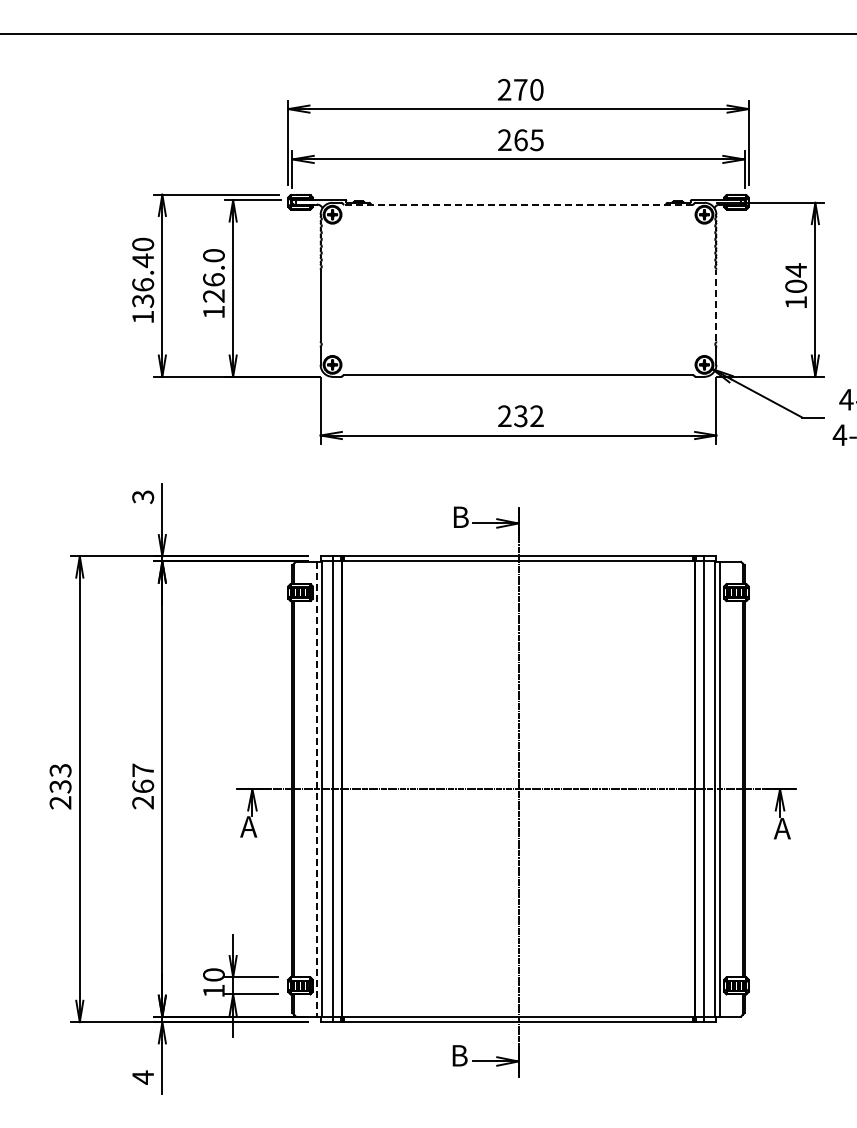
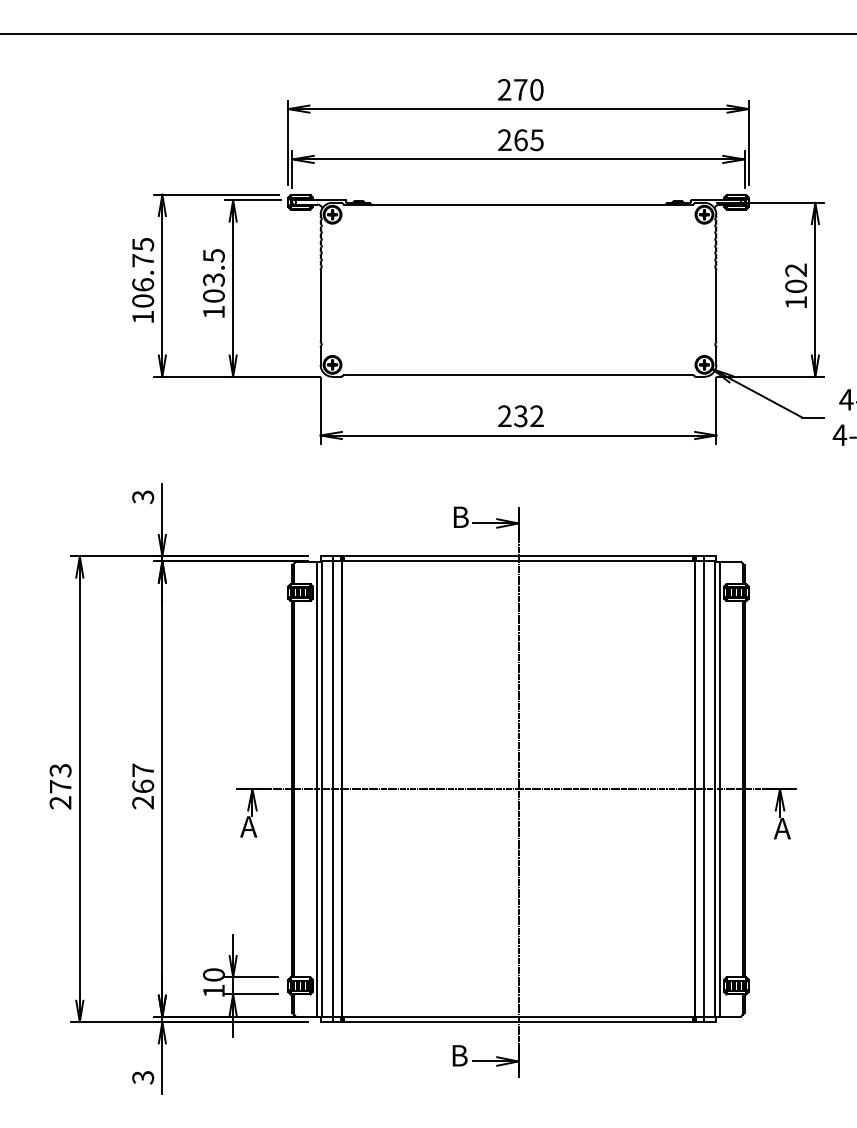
line: dashed -> solid (518, 204)
text: 104 -> 102 (795, 270)
text: 136.40 -> 106.75 (143, 272)
text: 126.0 -> 103.5 (213, 275)
line: dashed -> solid (716, 305)
text: 233 -> 273 (60, 786)
line: dashed -> solid (316, 789)
text: 4 -> 3 (143, 1077)
